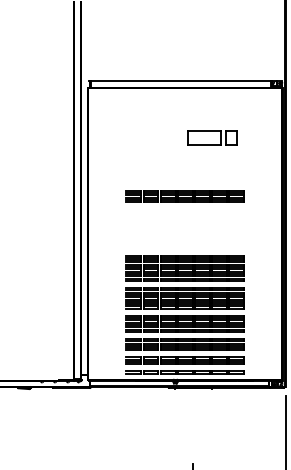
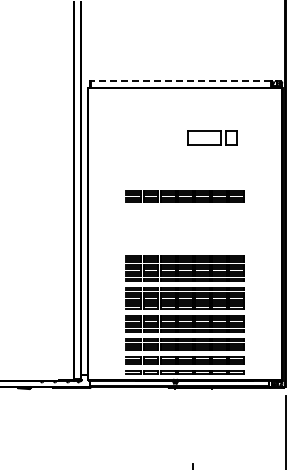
line: solid -> dashed (184, 81)
